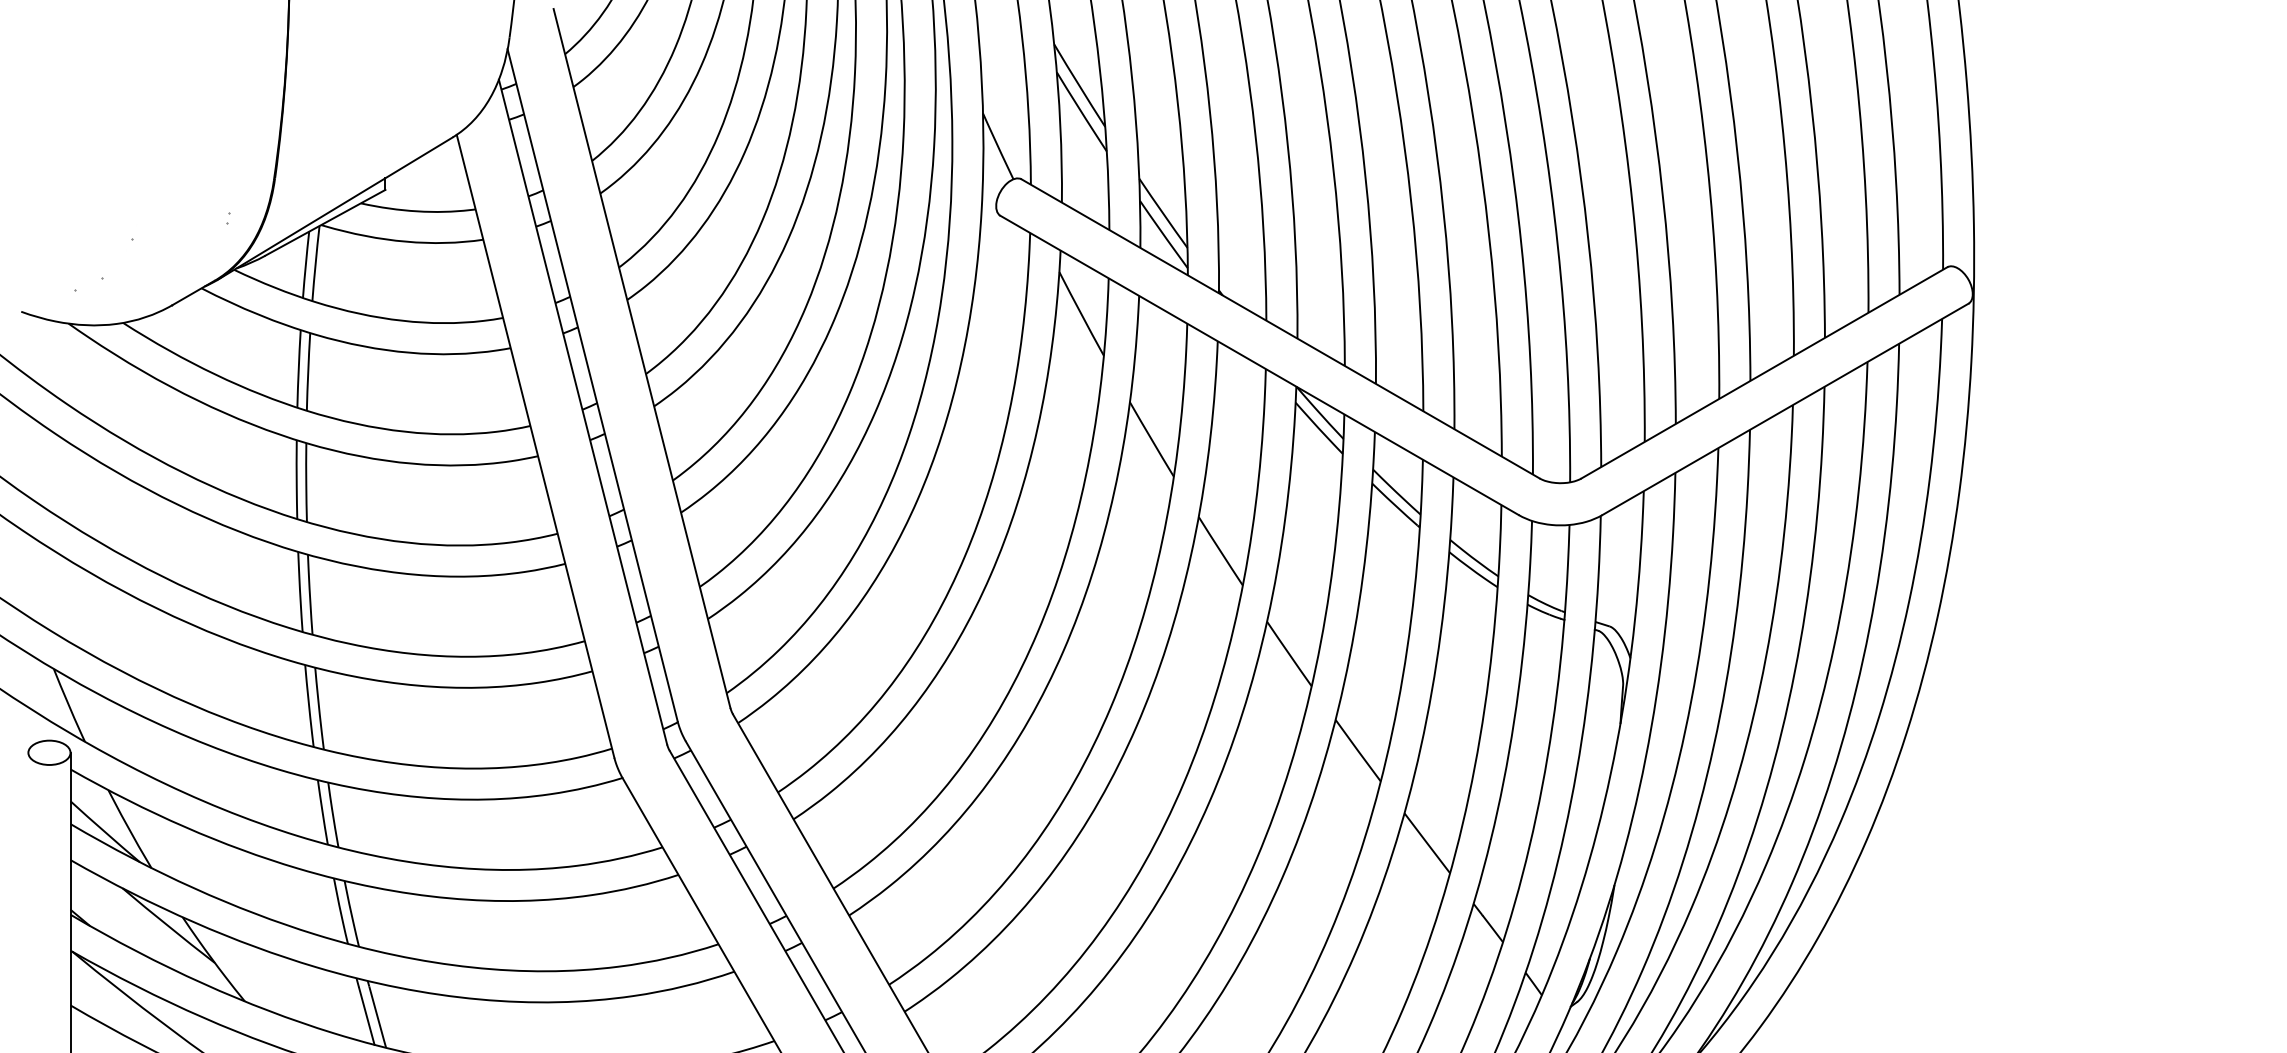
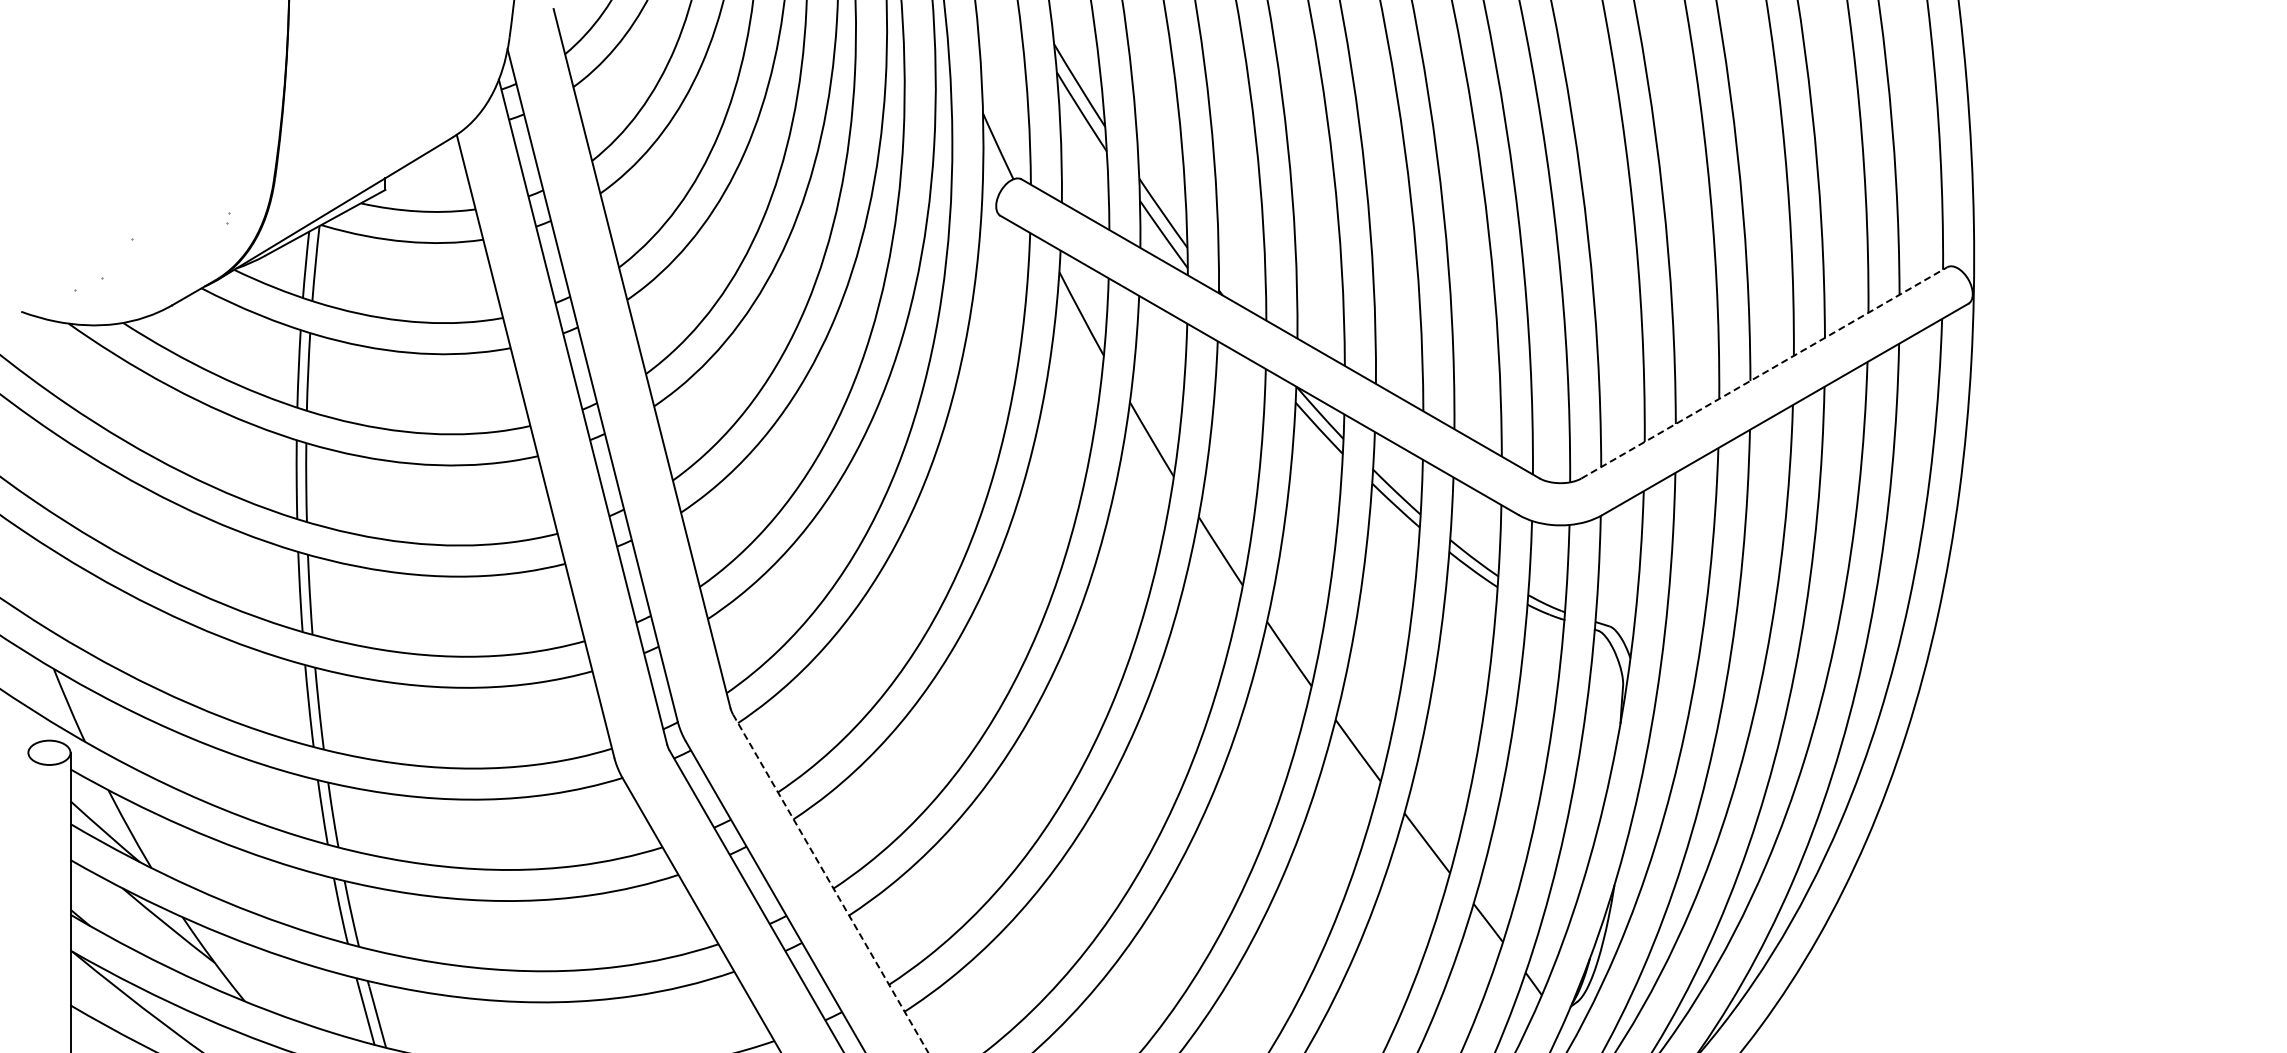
line: solid -> dashed (1764, 372)
line: solid -> dashed (830, 883)
